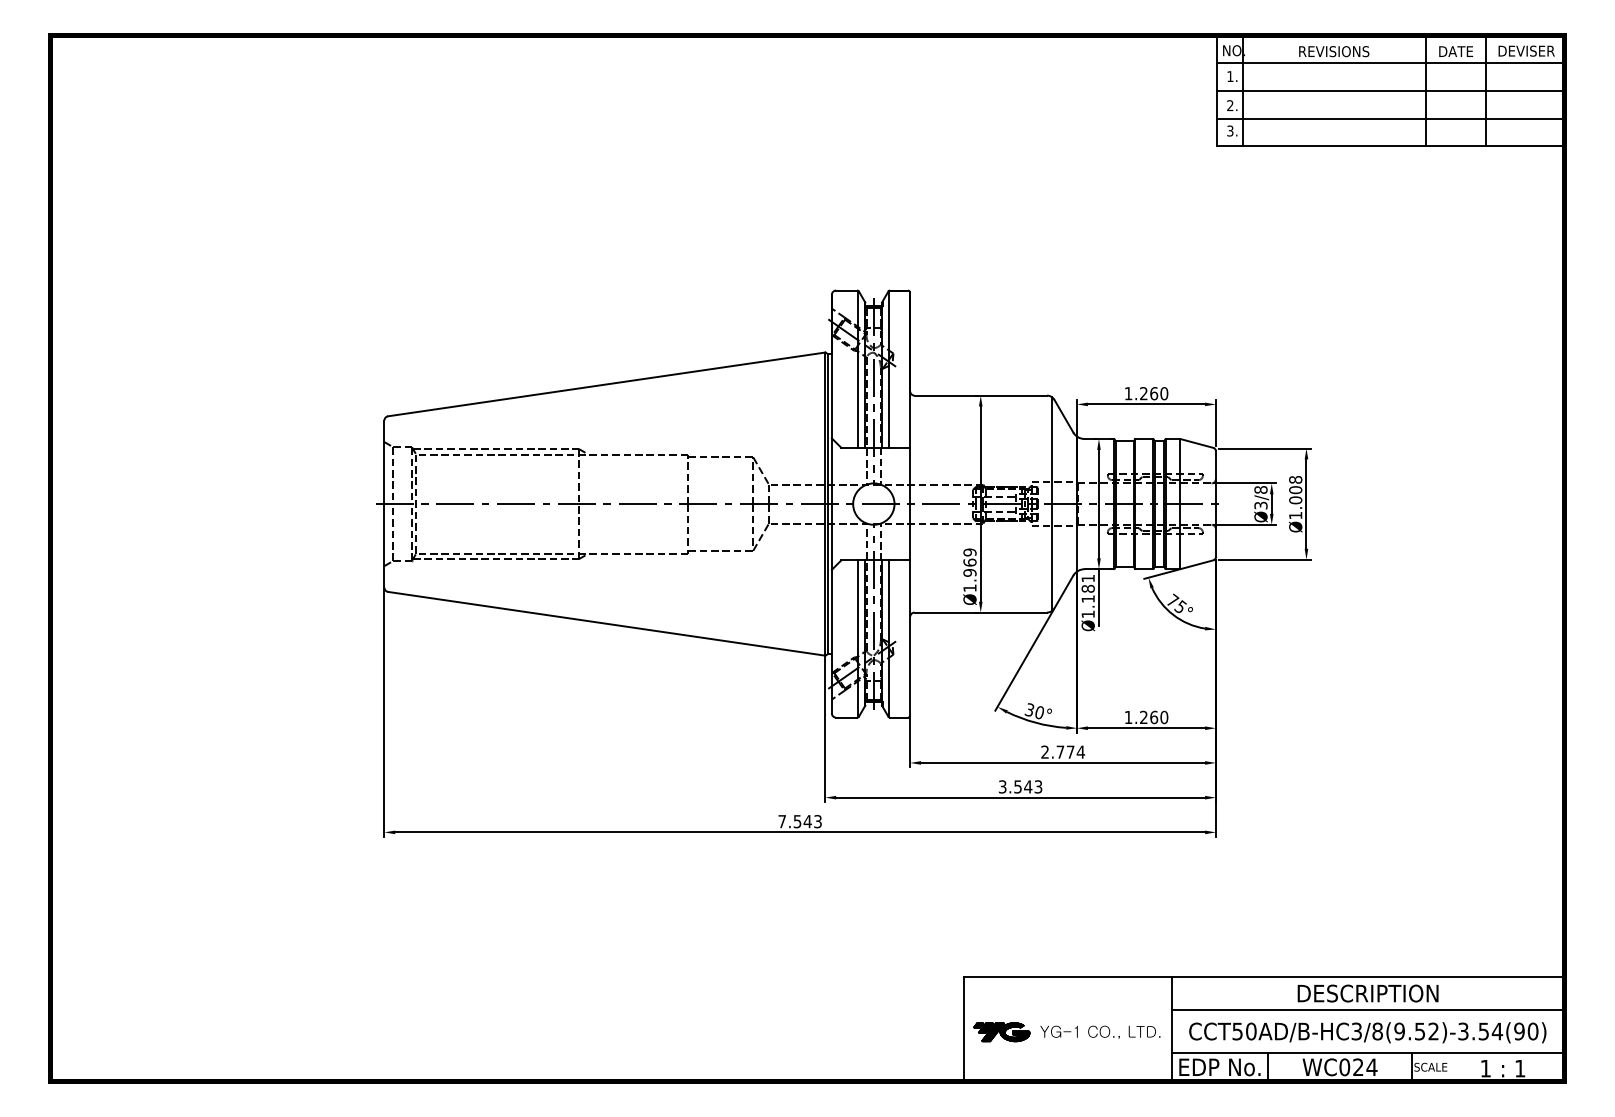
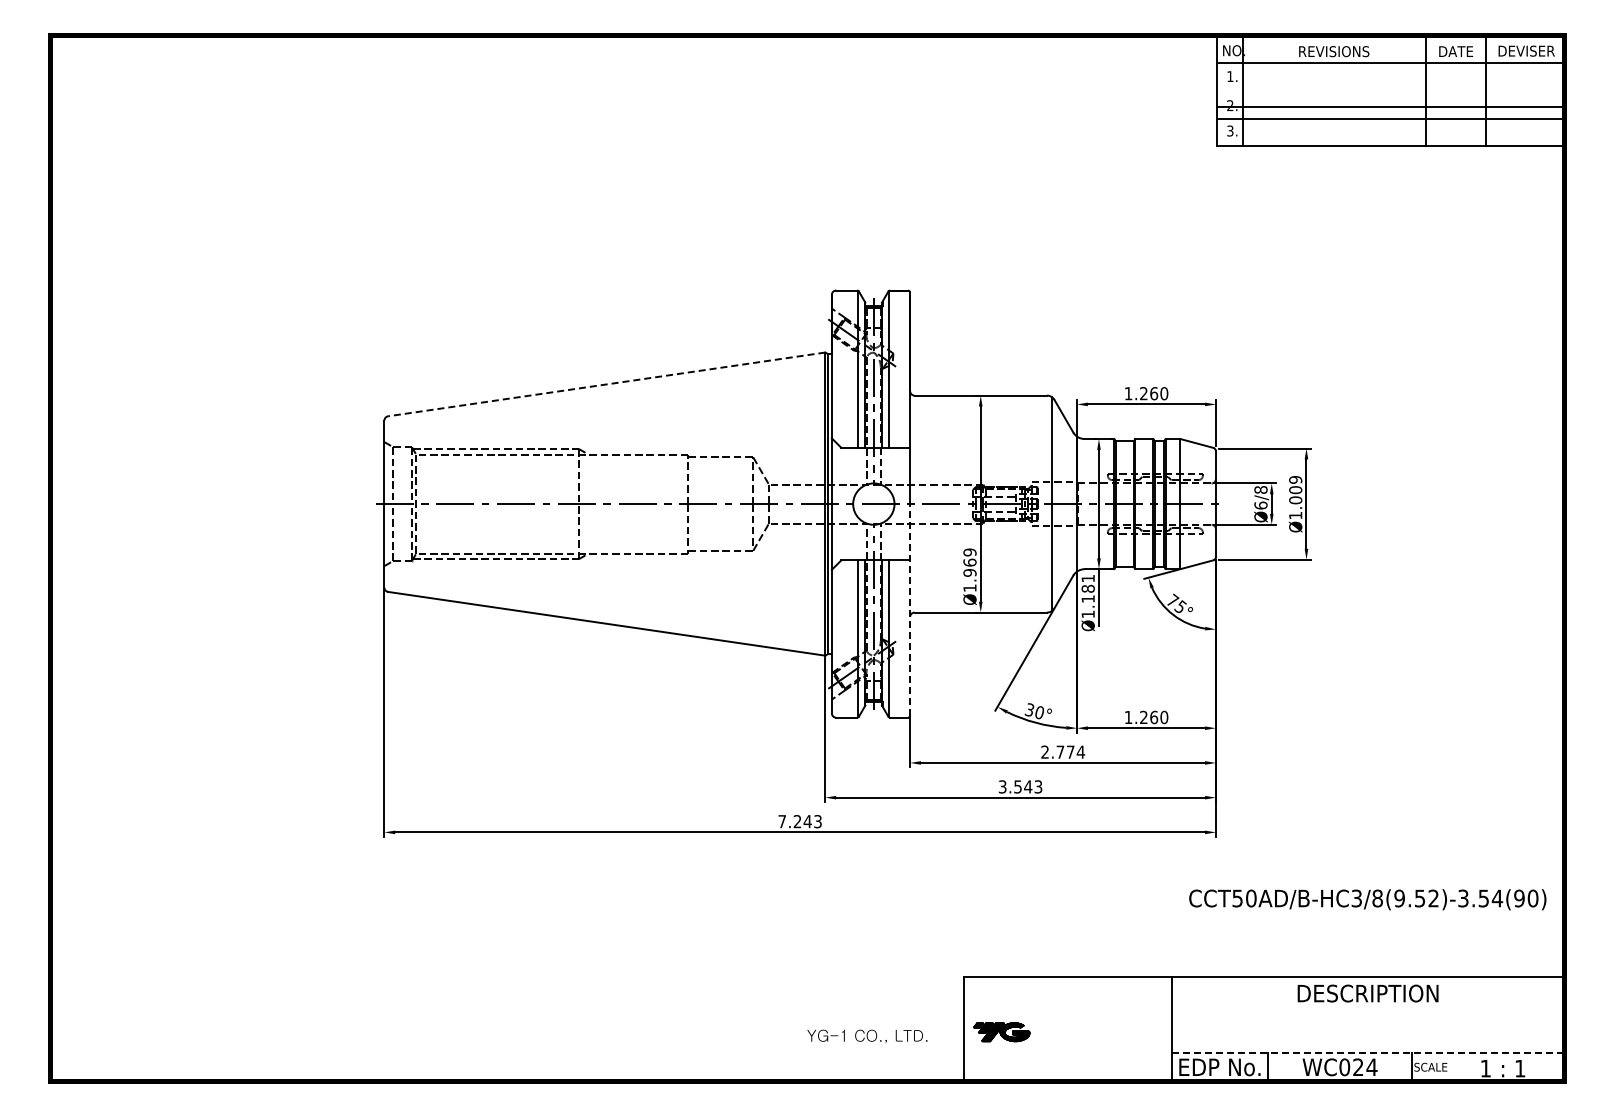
line position: (1390, 91) -> (1390, 107) (1390, 107)
line: solid -> dashed (606, 384)
text: Ø1.008 -> Ø1.009 (1295, 479)
text: Ø3/8 -> Ø6/8 (1260, 505)
line: solid -> dashed (910, 609)
text: 7.543 -> 7.243 (797, 821)
line: present -> none (1367, 1009)
text position: (1100, 1031) -> (867, 1035) (867, 1035)
text position: (1367, 1032) -> (1367, 899) (1367, 899)
line: solid -> dashed (1367, 1053)
